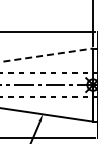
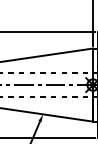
line: dashed -> solid (46, 55)
